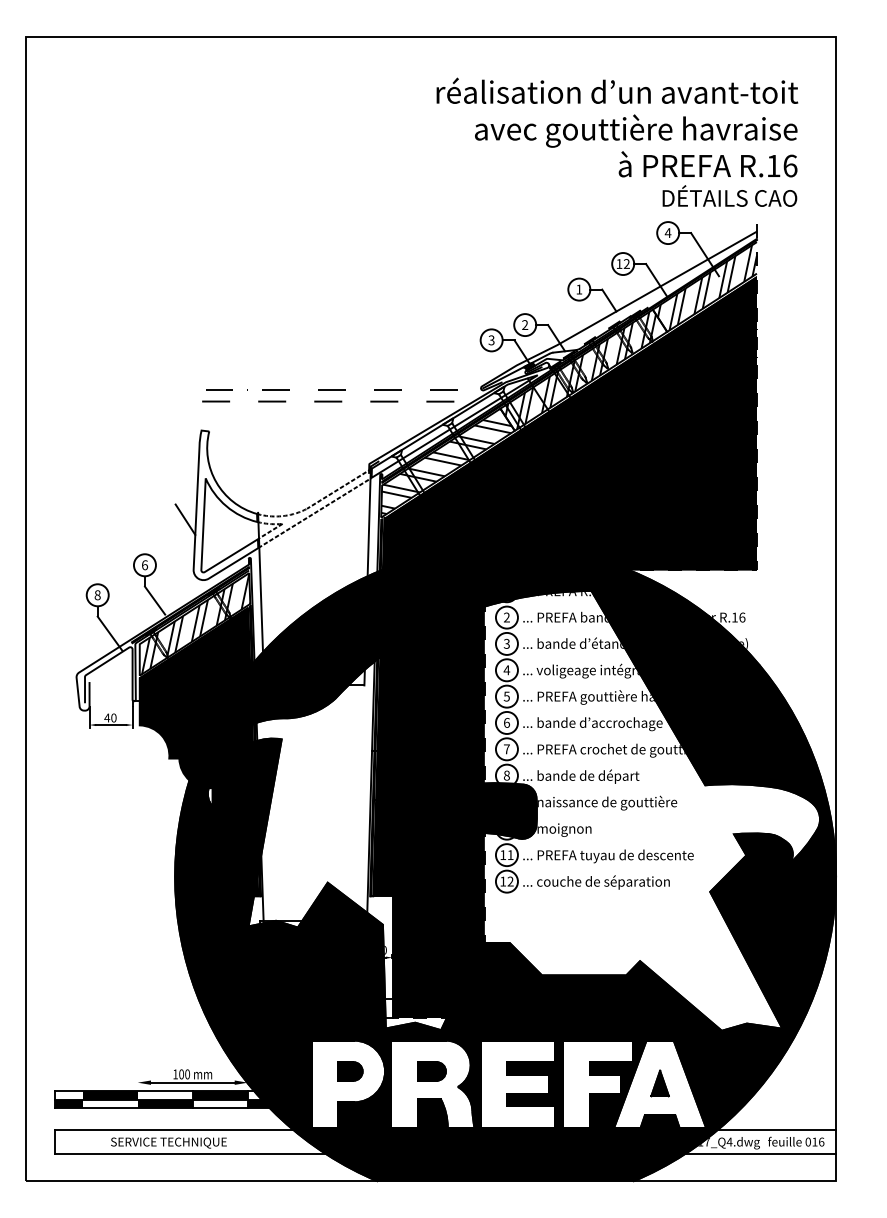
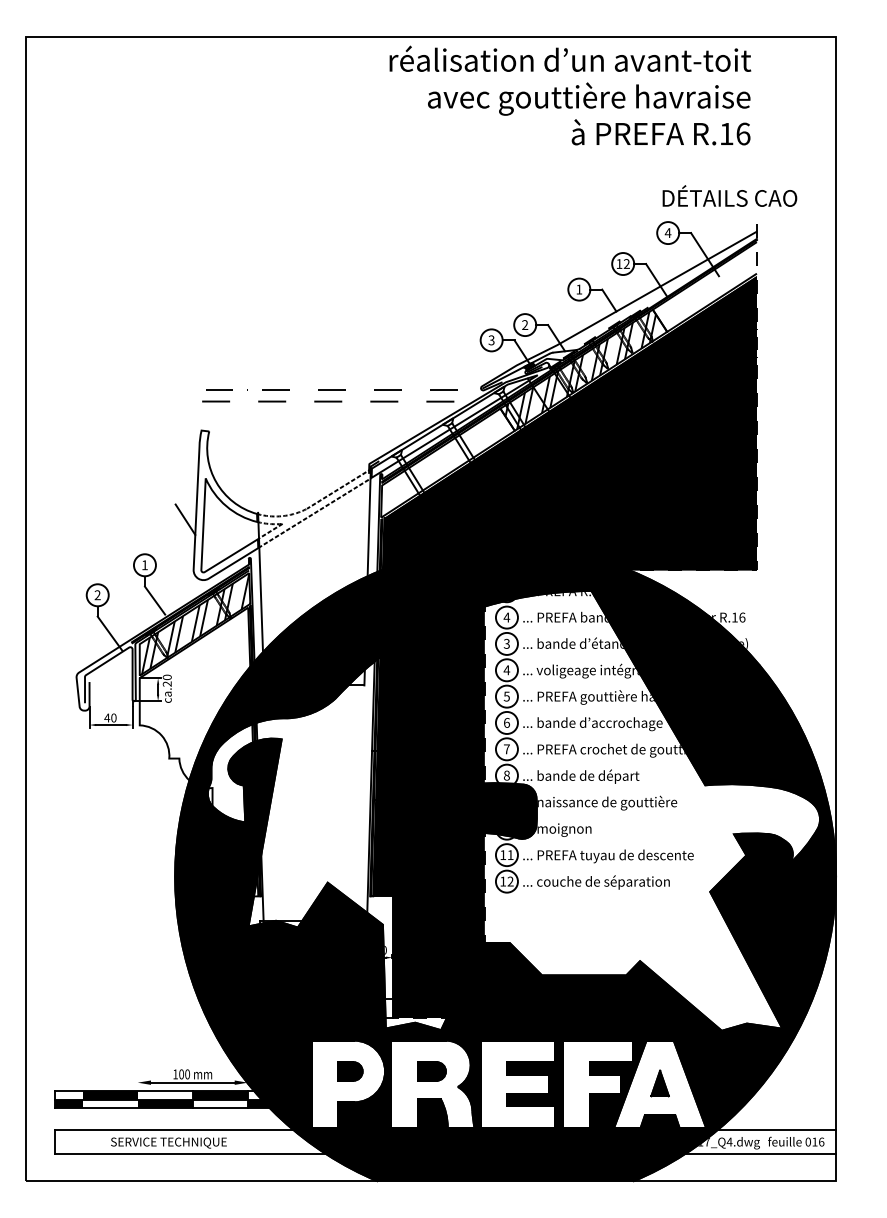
text position: (617, 127) -> (570, 95) (570, 95)
hatch: present -> none (706, 287)
hatch: present -> none (446, 461)
text: 6 -> 1 (145, 565)
text: 8 -> 2 (97, 595)
text: 2 -> 4 (506, 617)
fill: present -> none (198, 751)
